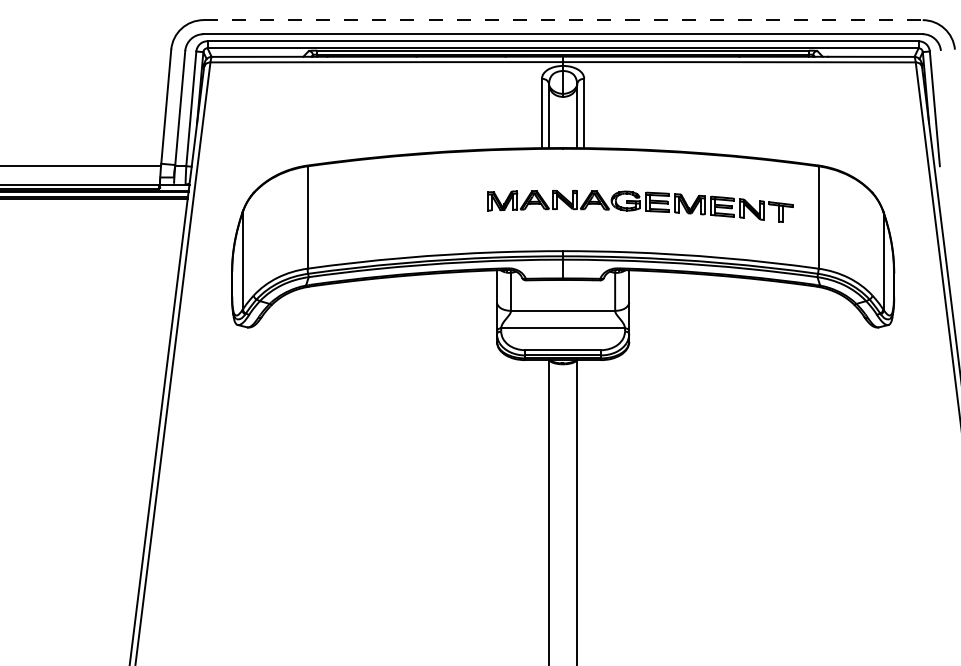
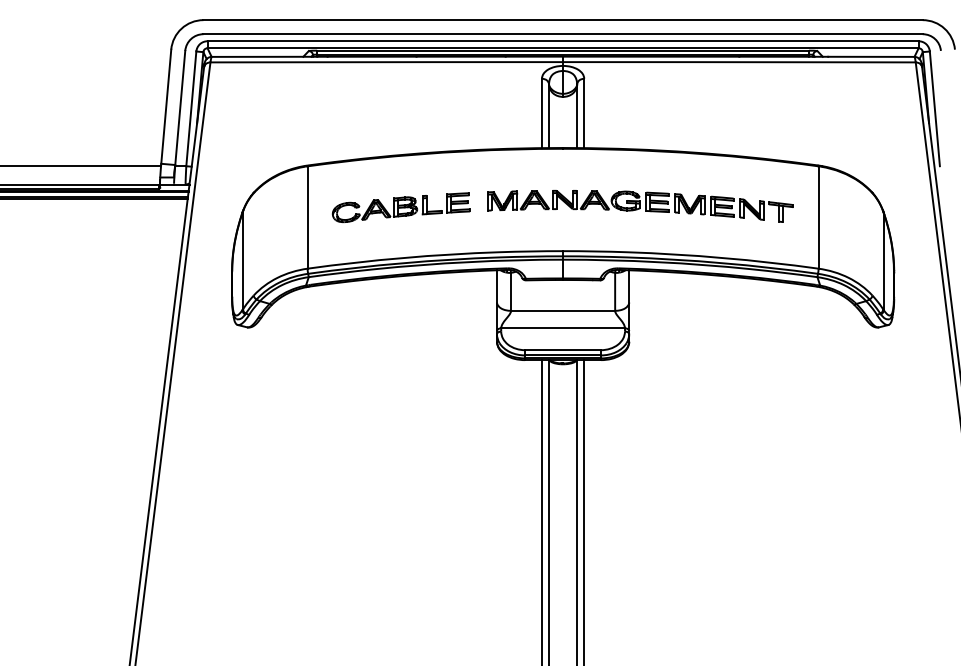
line: dashed -> solid (563, 20)
part: none -> present (400, 207)
line: none -> present (541, 511)
line: none -> present (584, 511)
